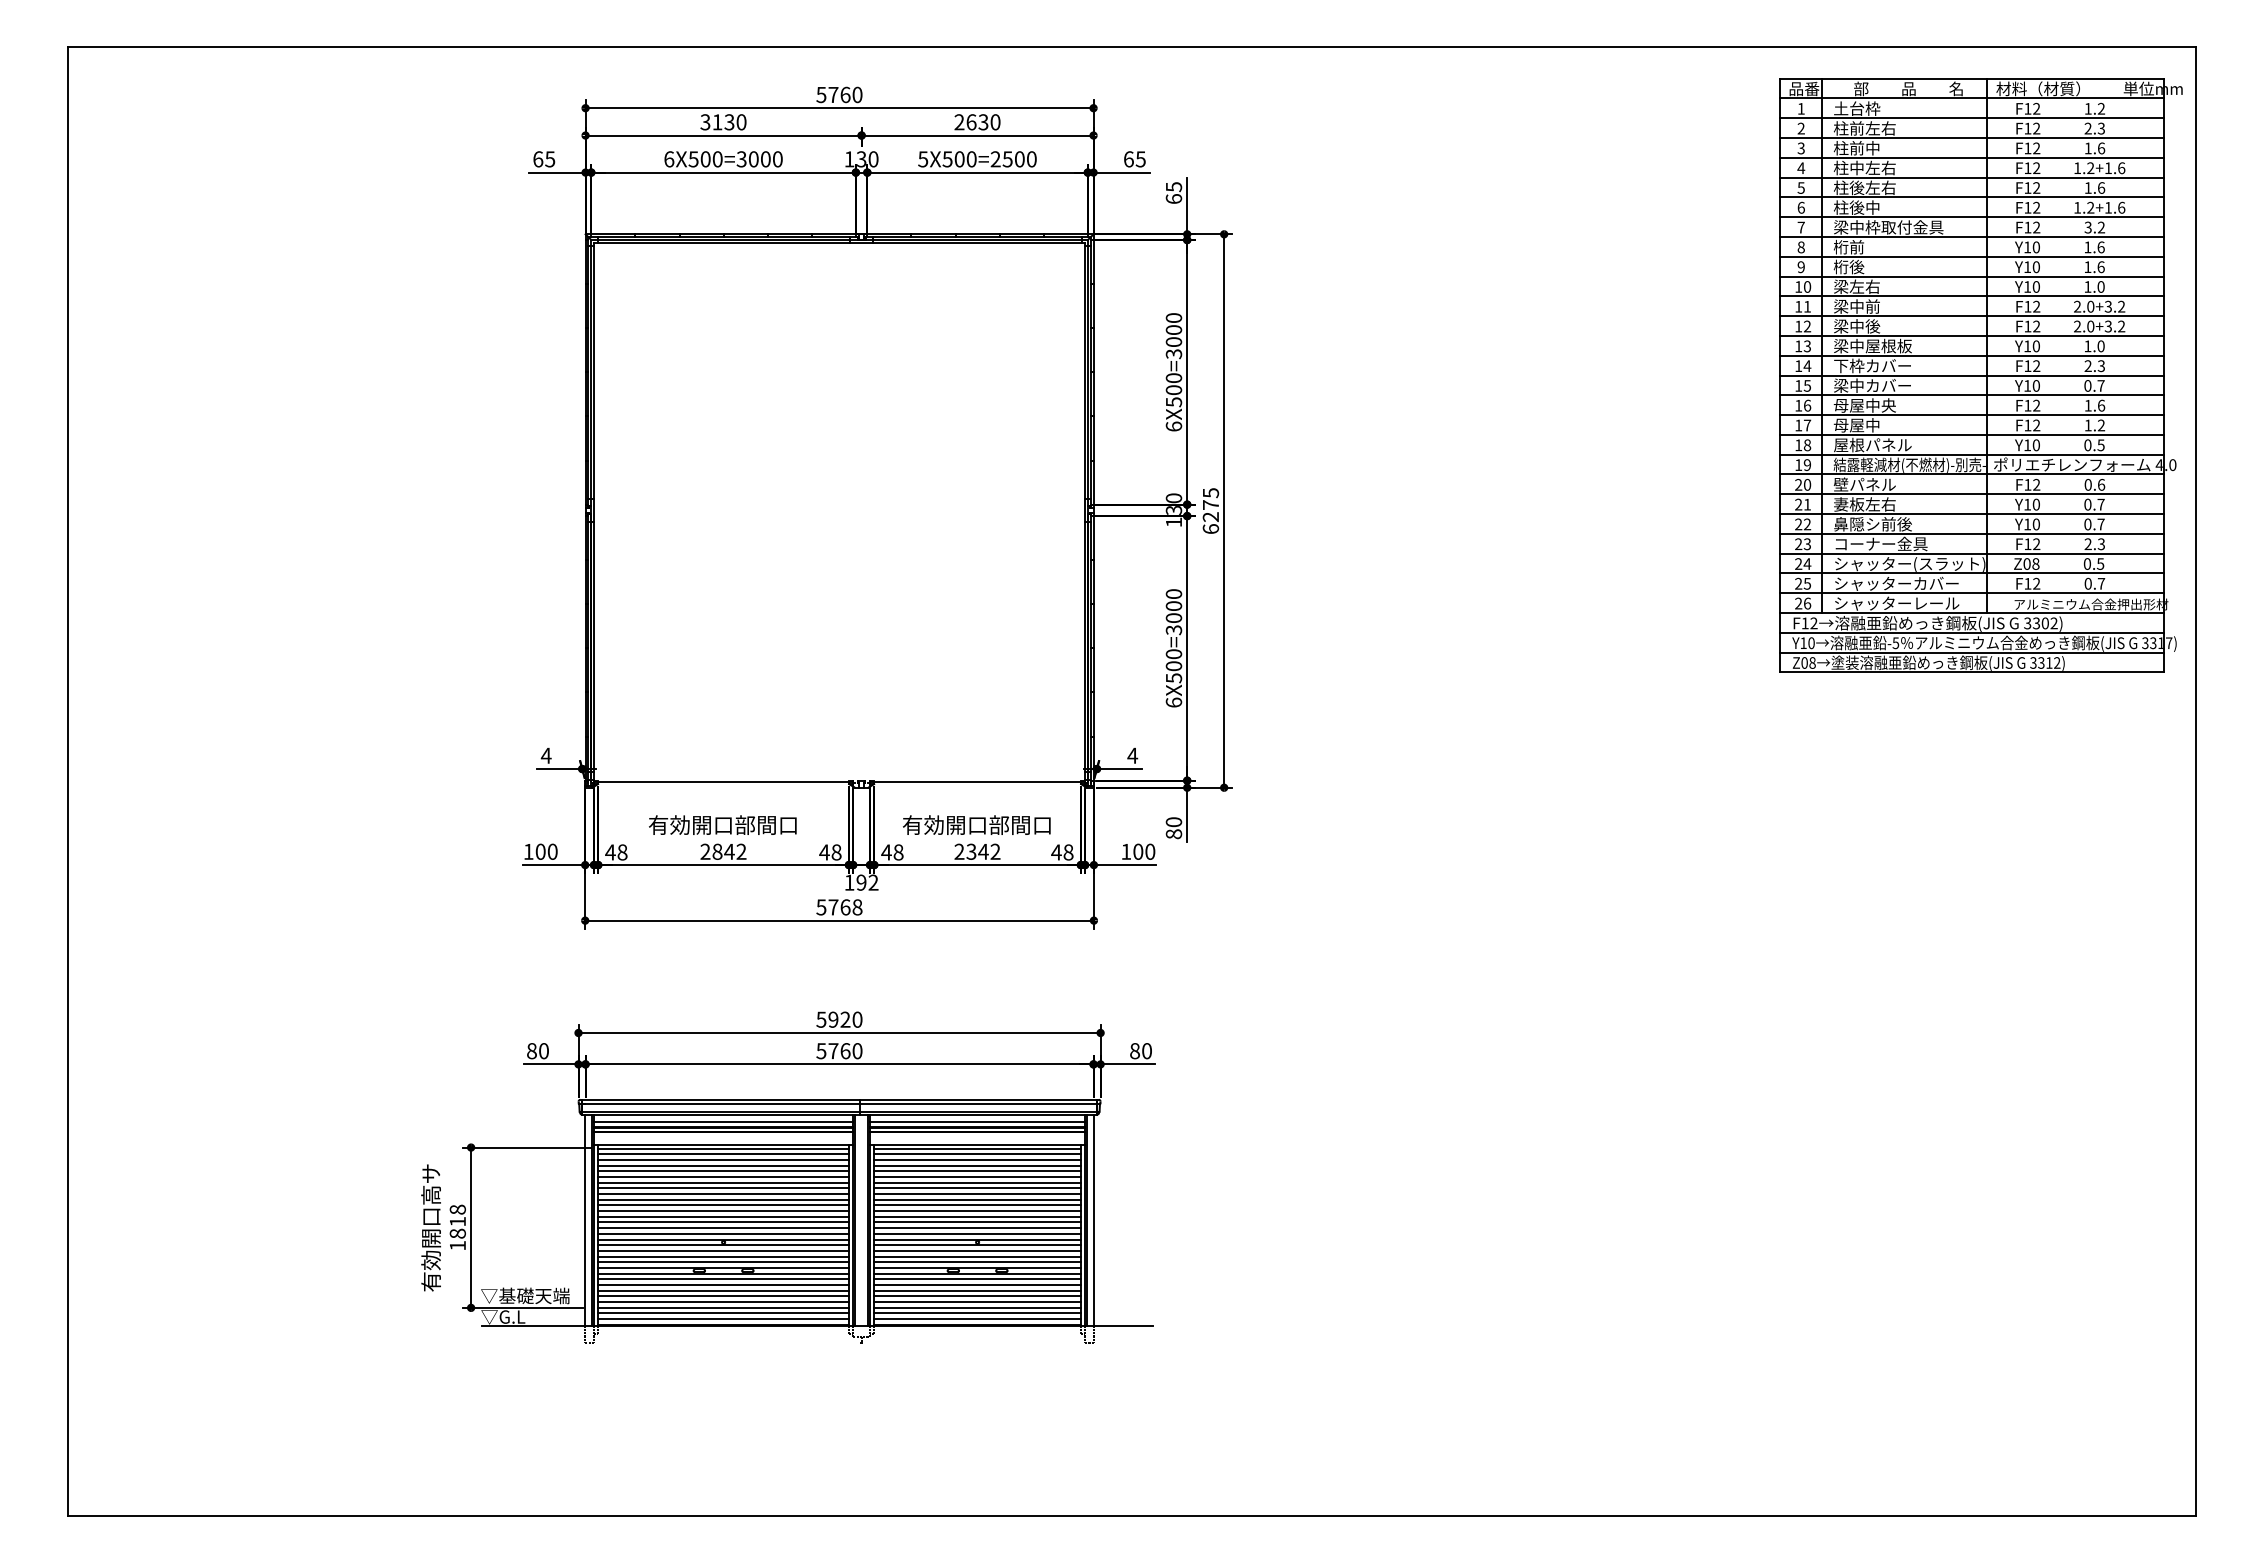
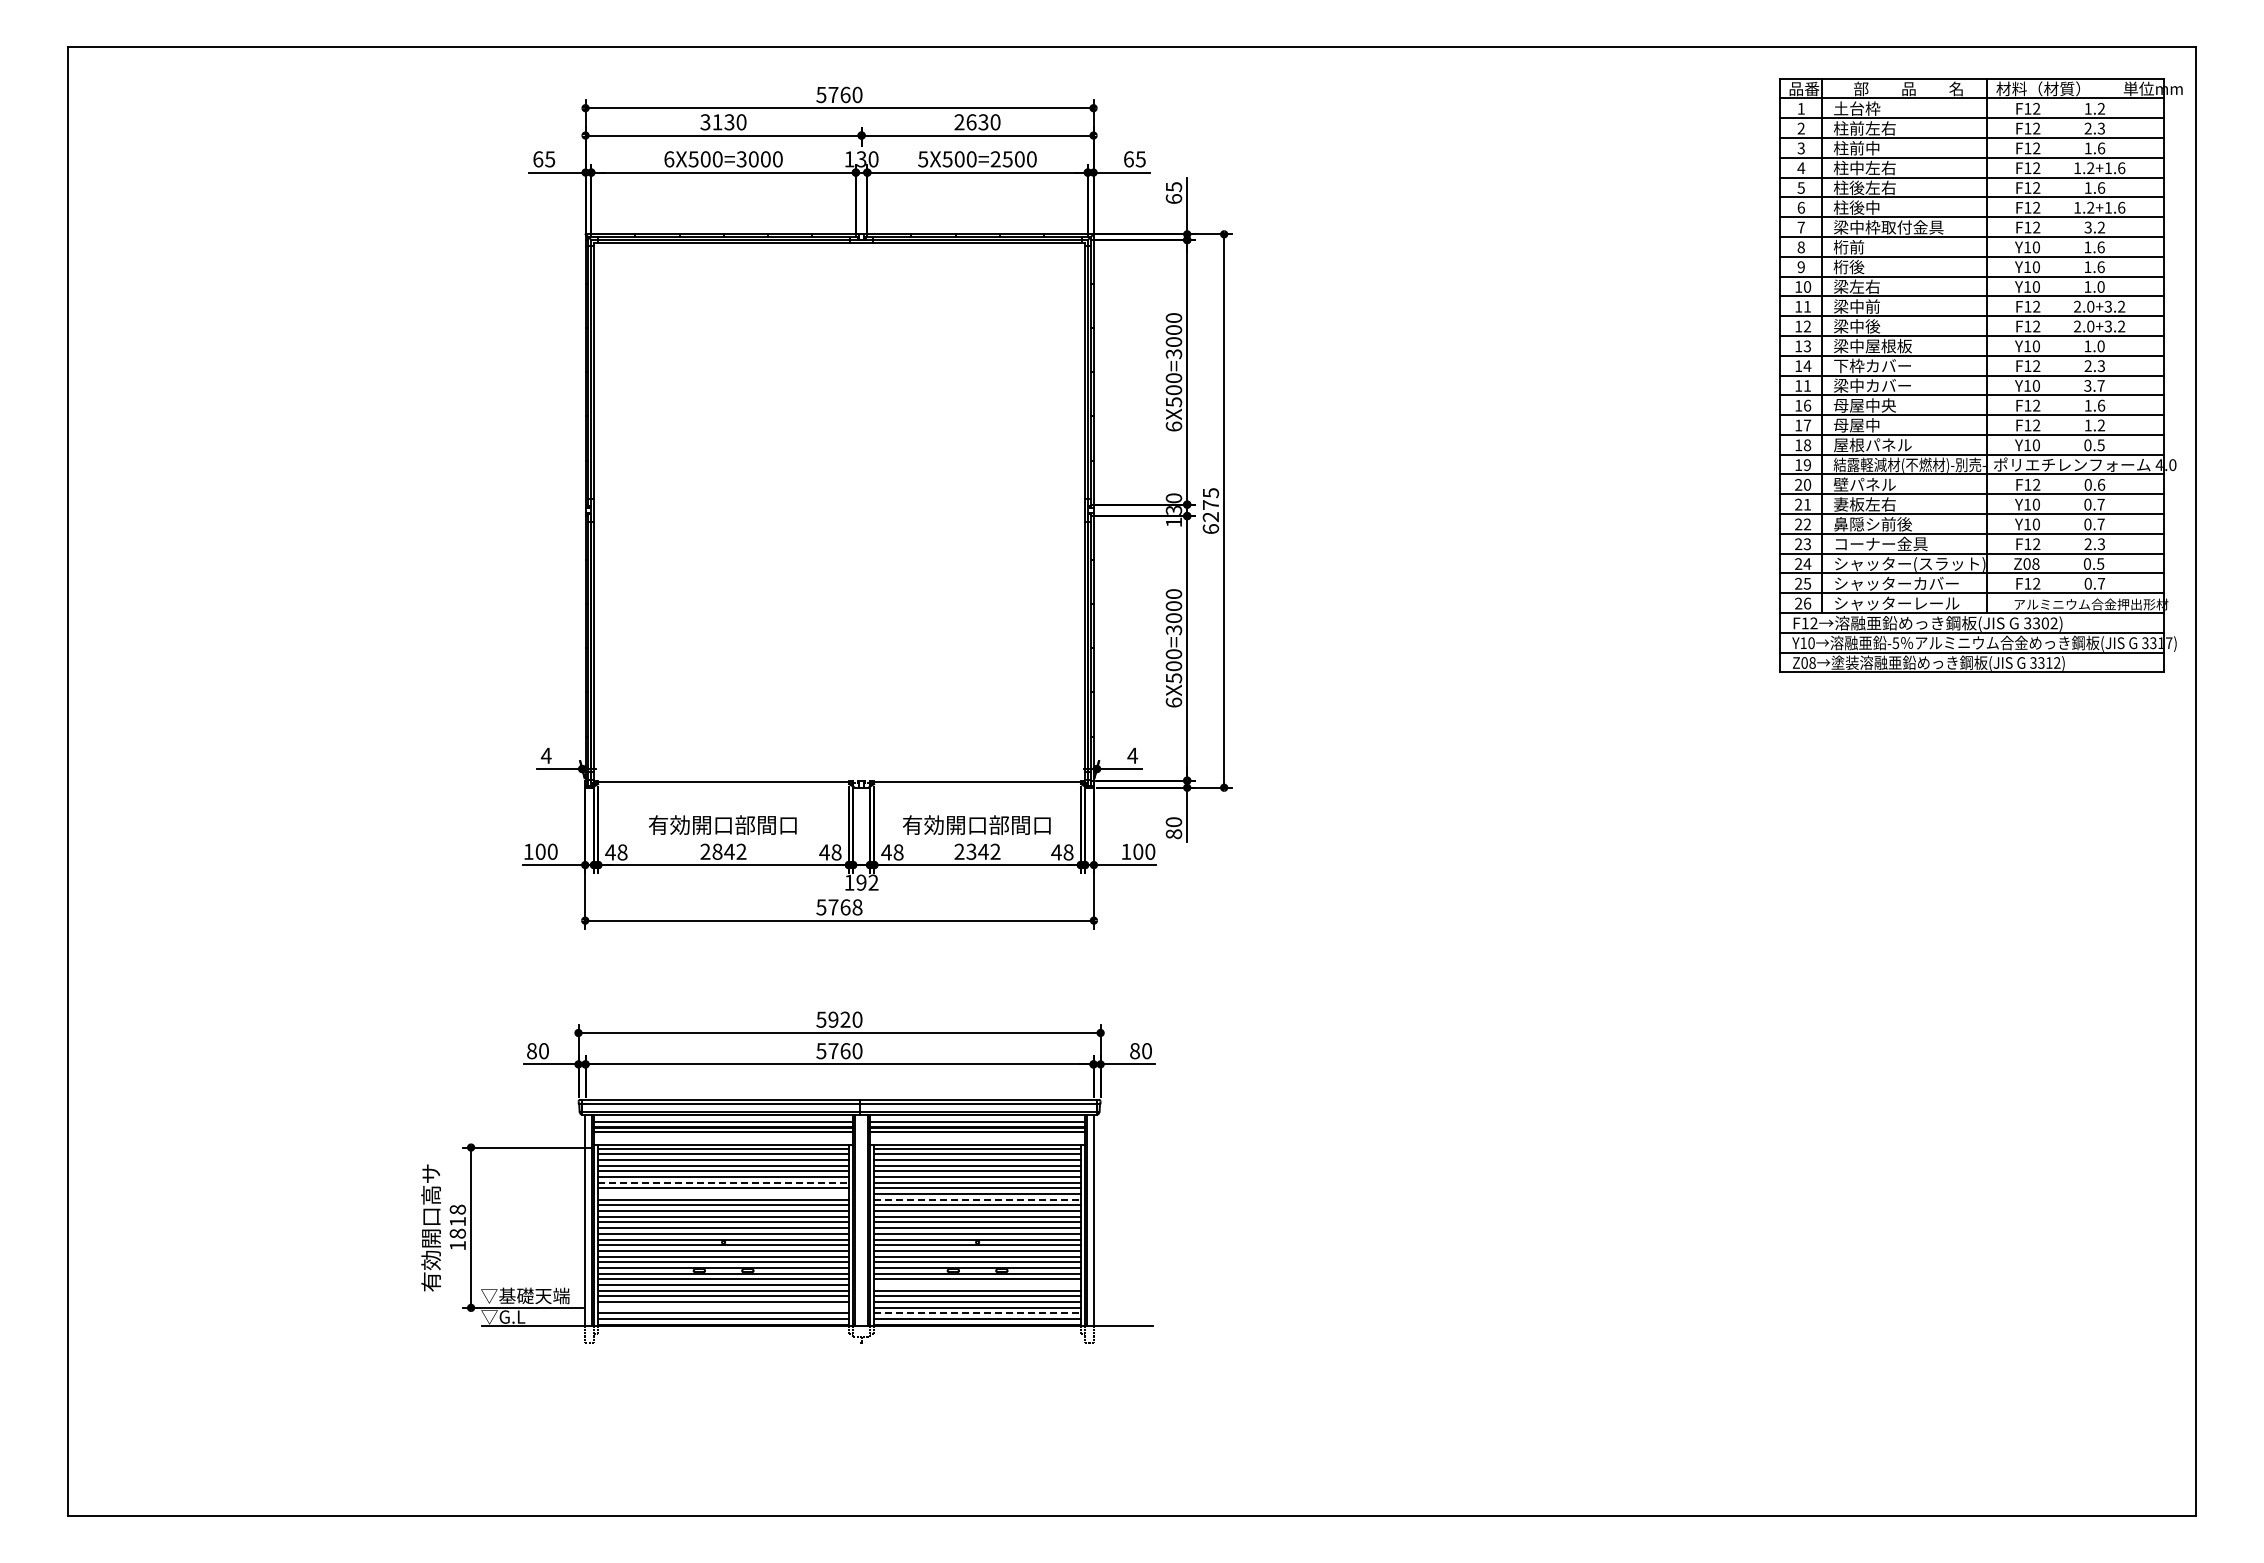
text: 15 -> 11 (1806, 385)
text: 0.7 -> 3.7 (2087, 385)
line: solid -> dashed (724, 1182)
line: present -> none (723, 1194)
line: solid -> dashed (978, 1199)
line: present -> none (977, 1285)
line: present -> none (723, 1307)
line: solid -> dashed (978, 1313)
